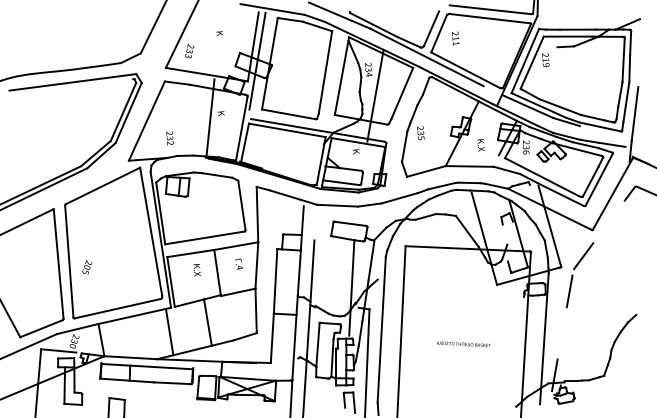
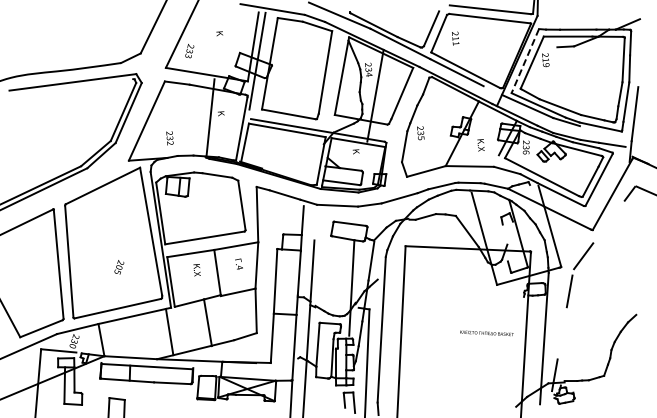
line: solid -> dashed (525, 61)
text position: (87, 267) -> (119, 267) (119, 267)
text position: (463, 344) -> (486, 333) (486, 333)
